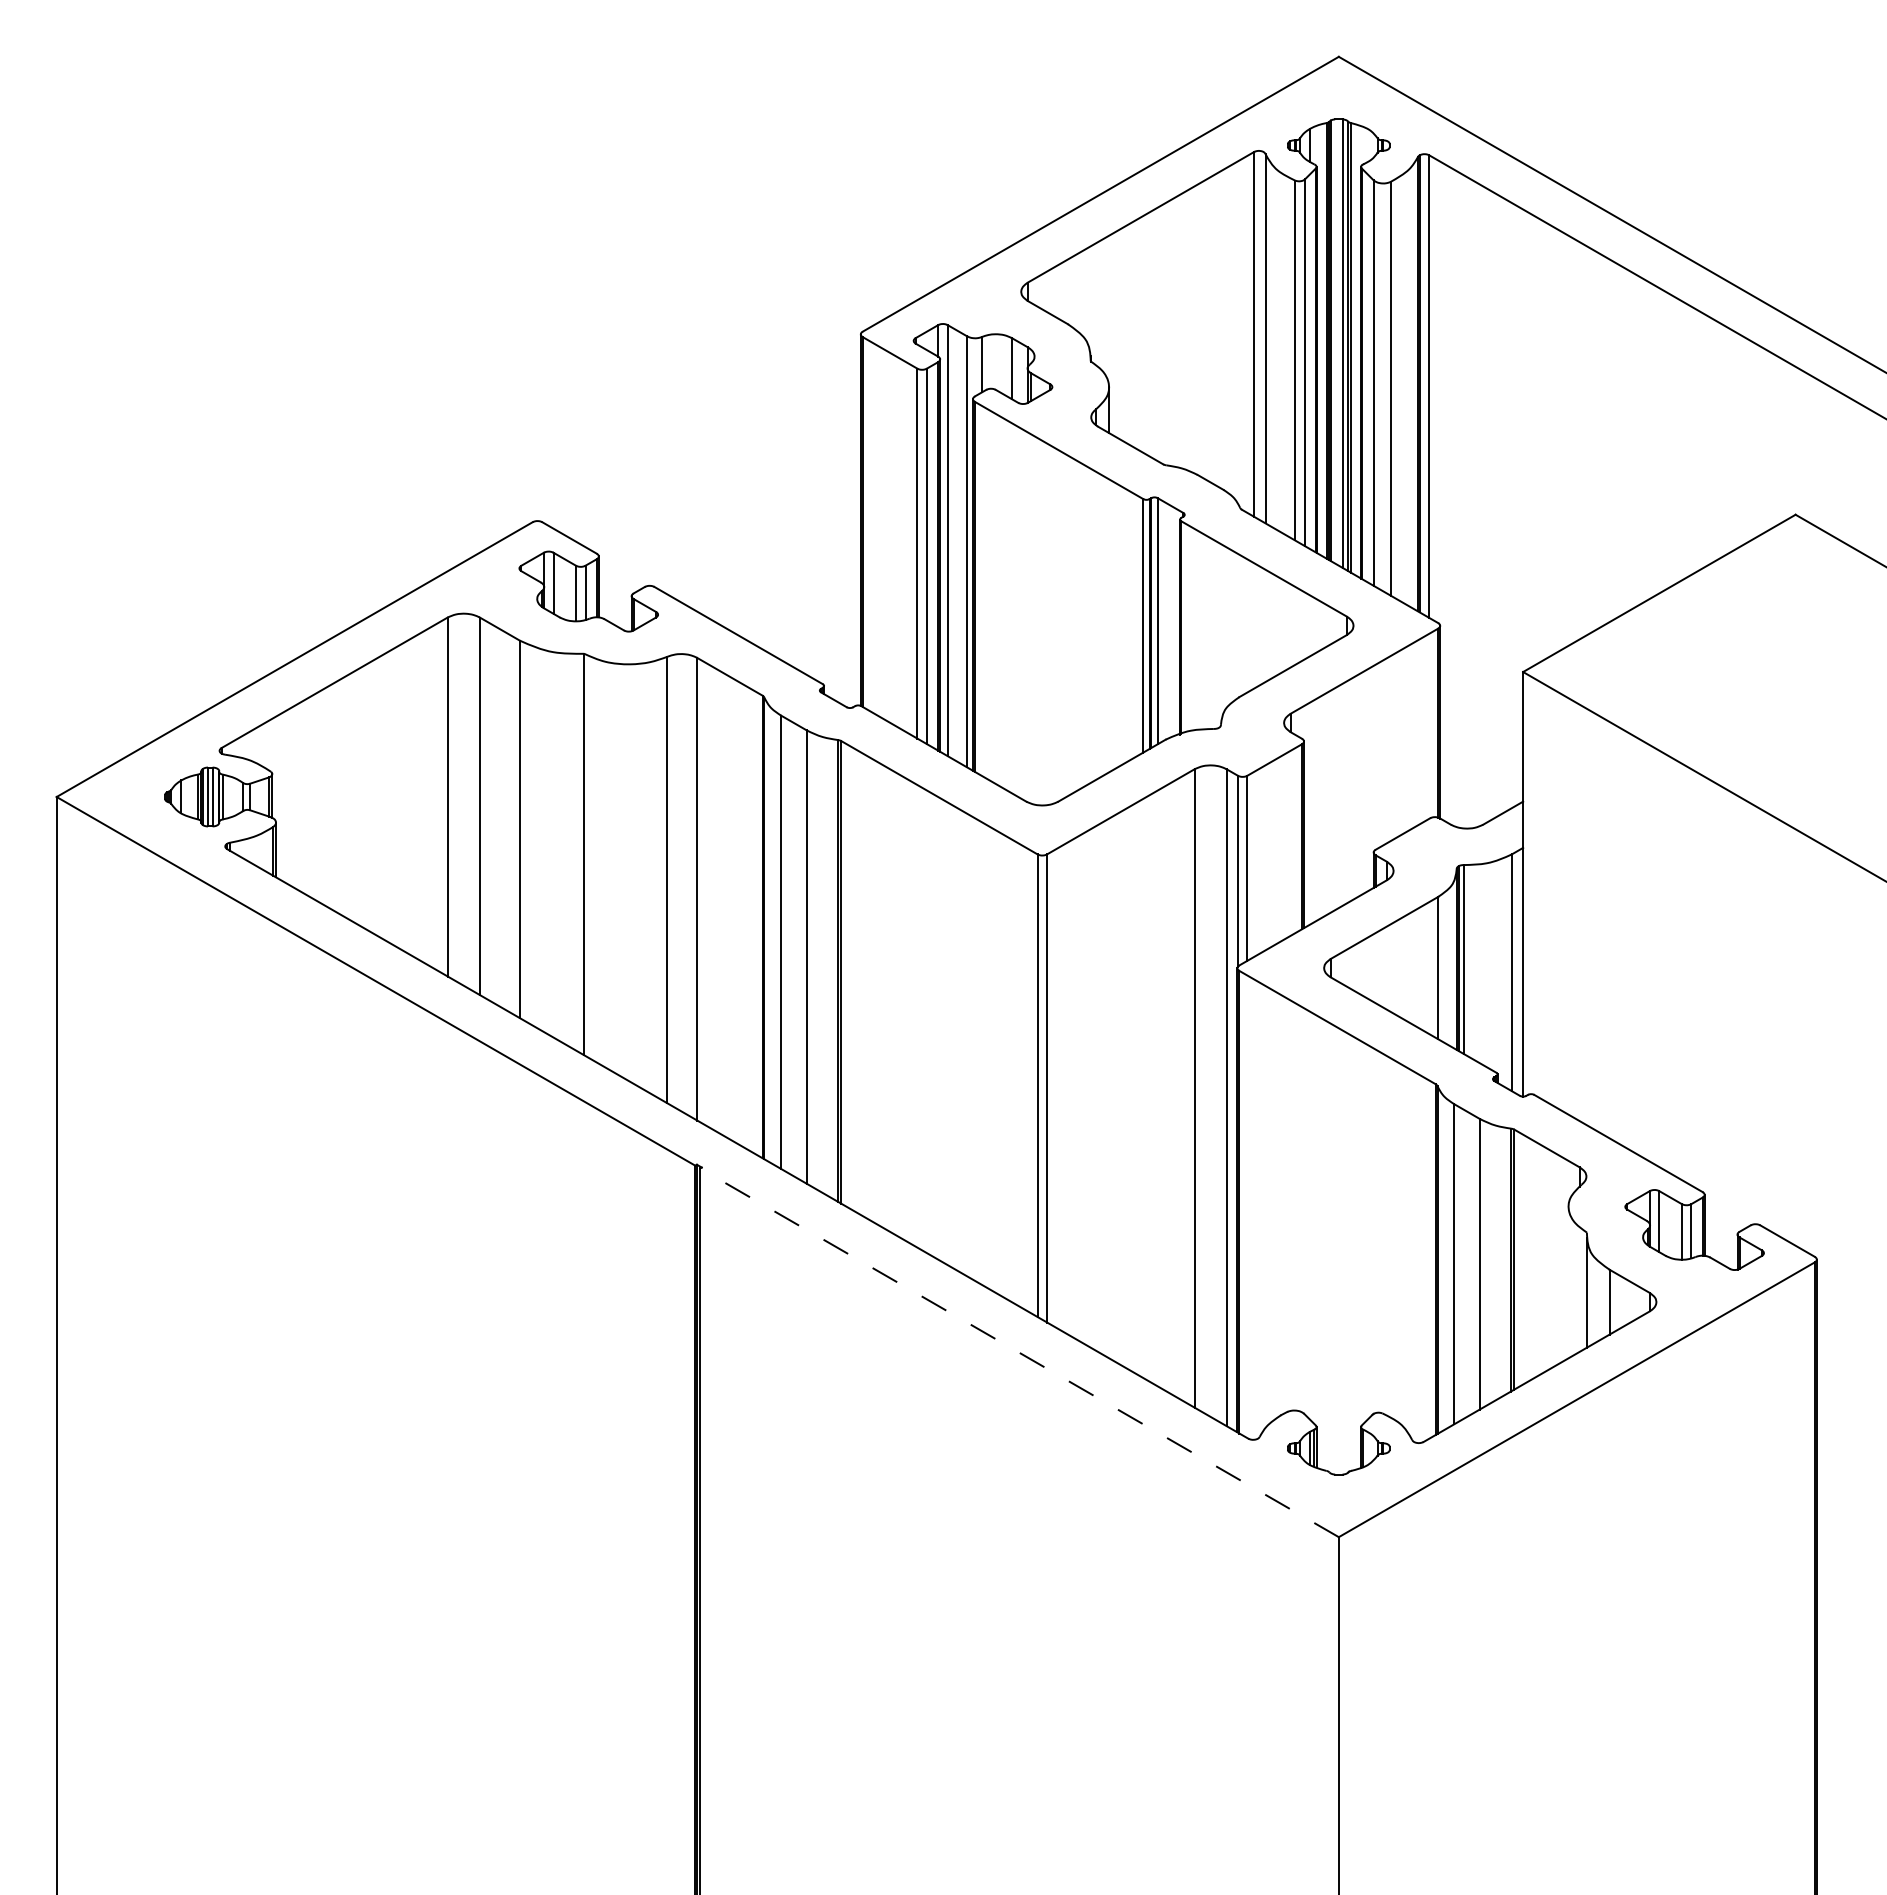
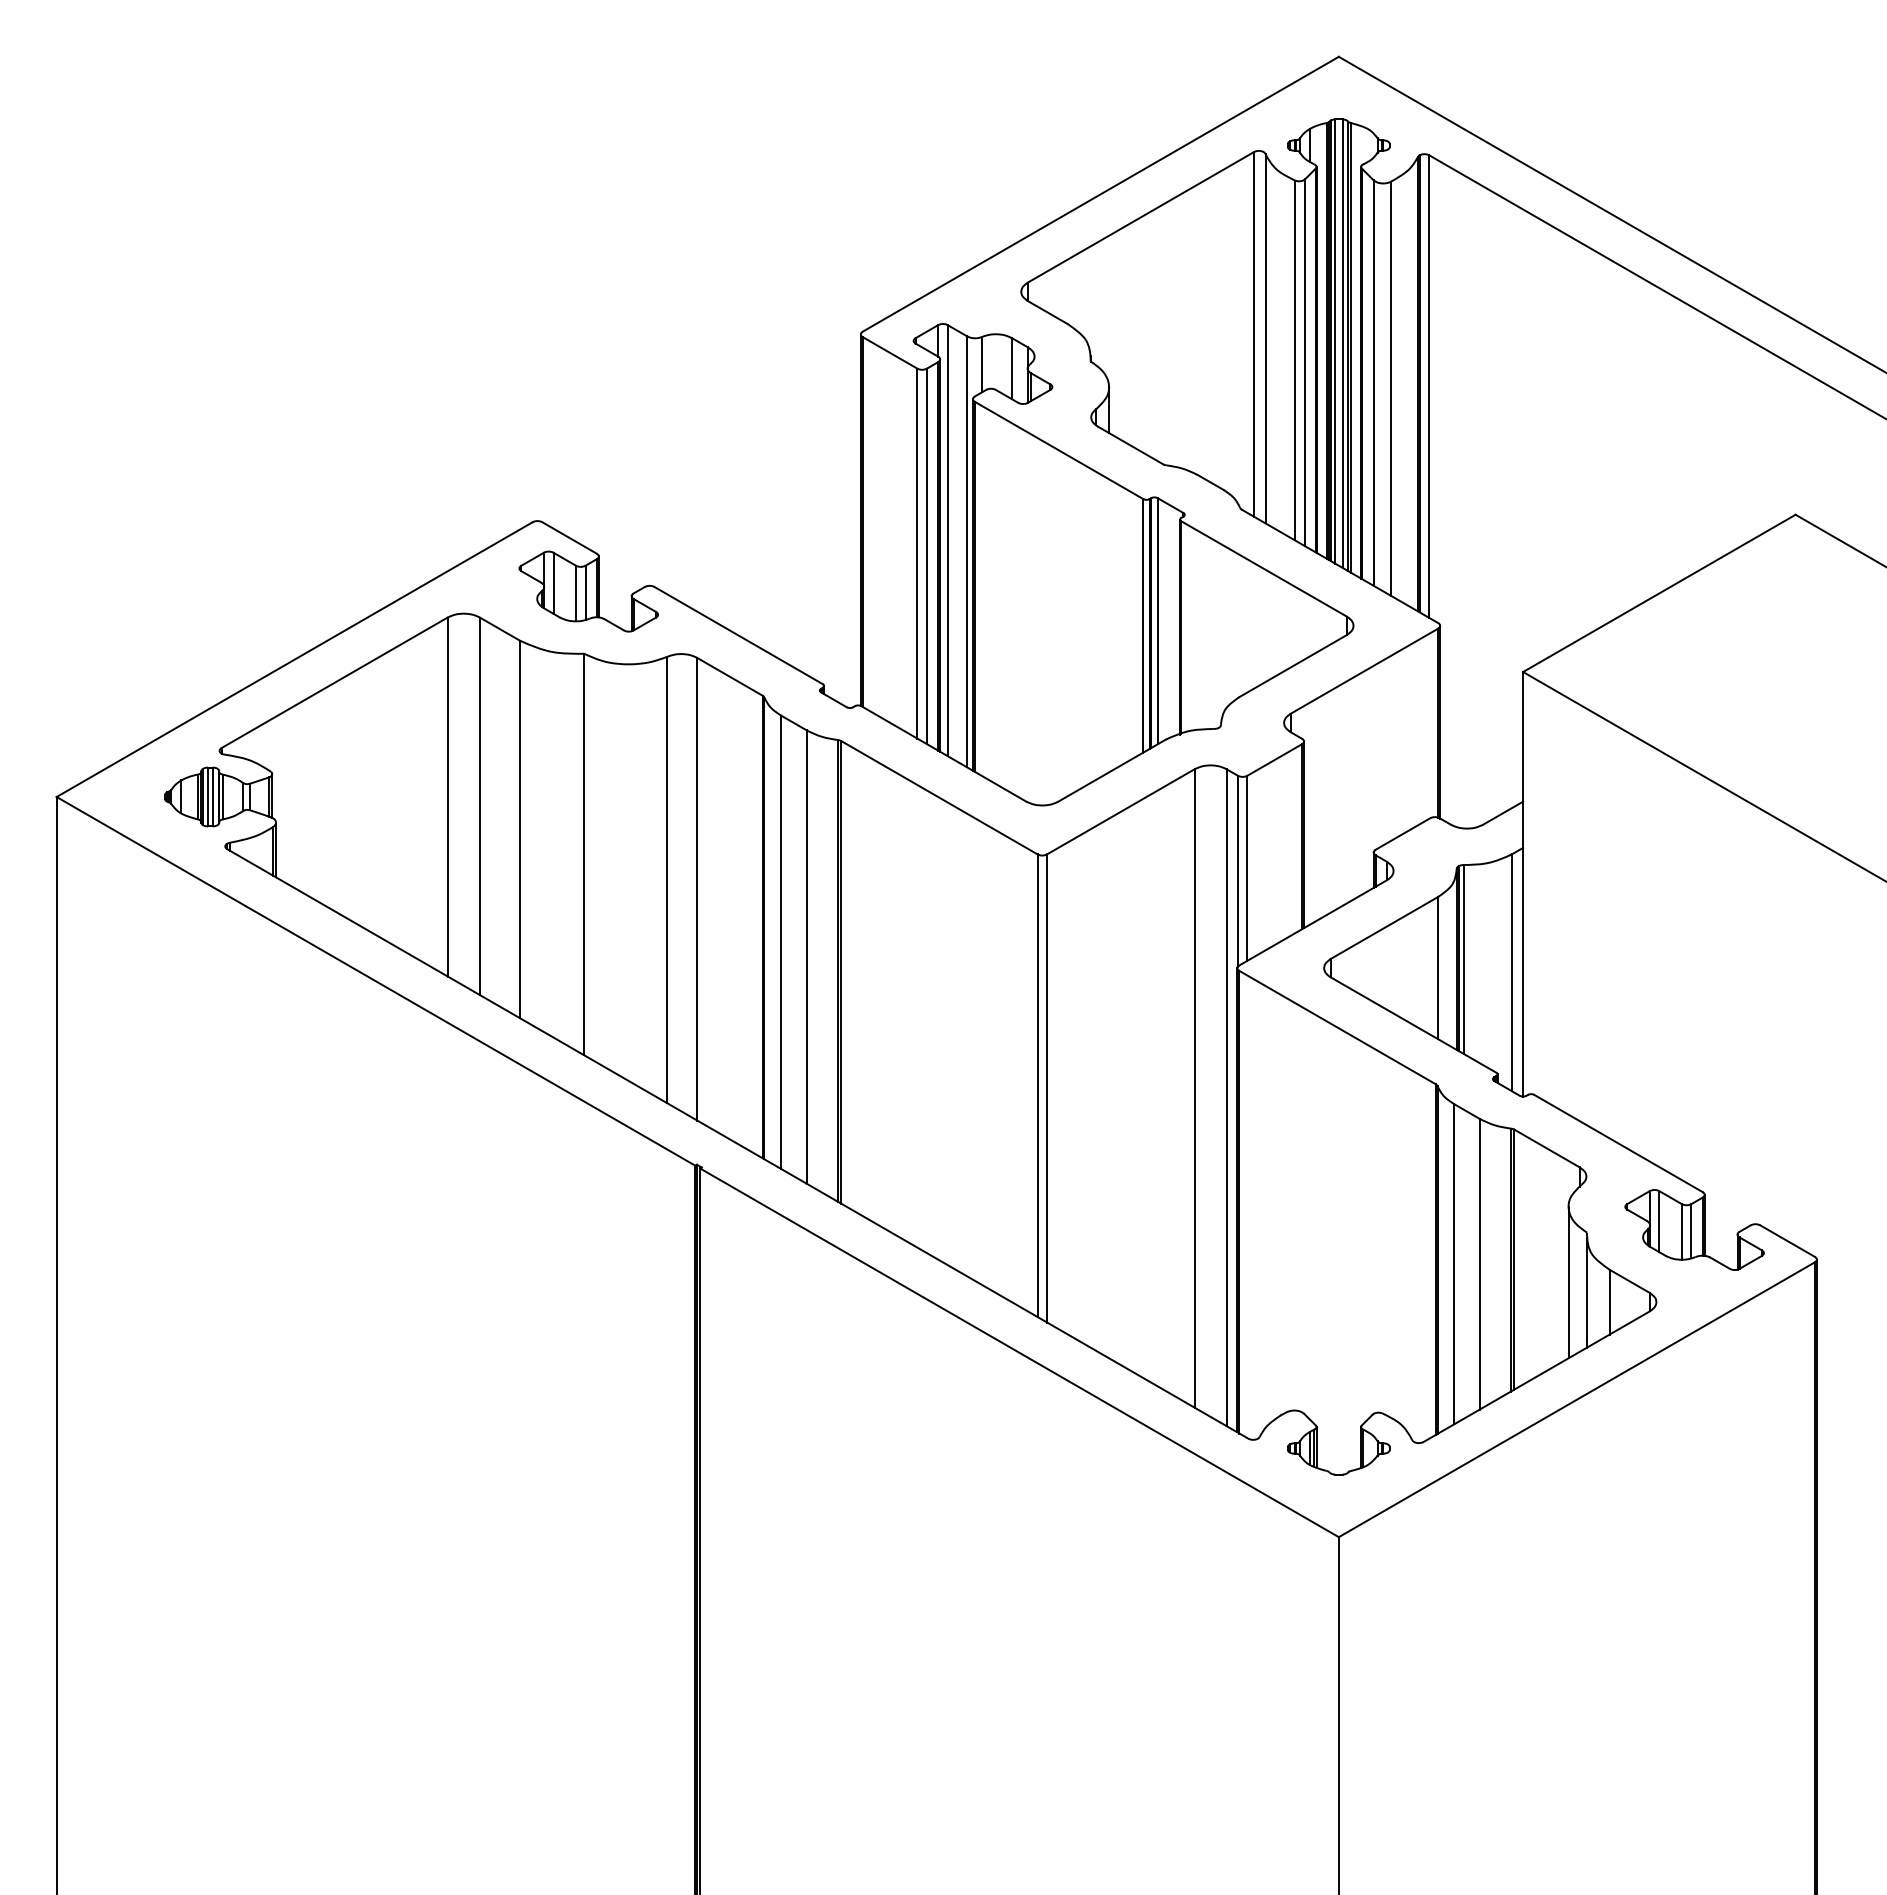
line: none -> present (1335, 341)
line: none -> present (1568, 1282)
line: dashed -> solid (1019, 1352)
